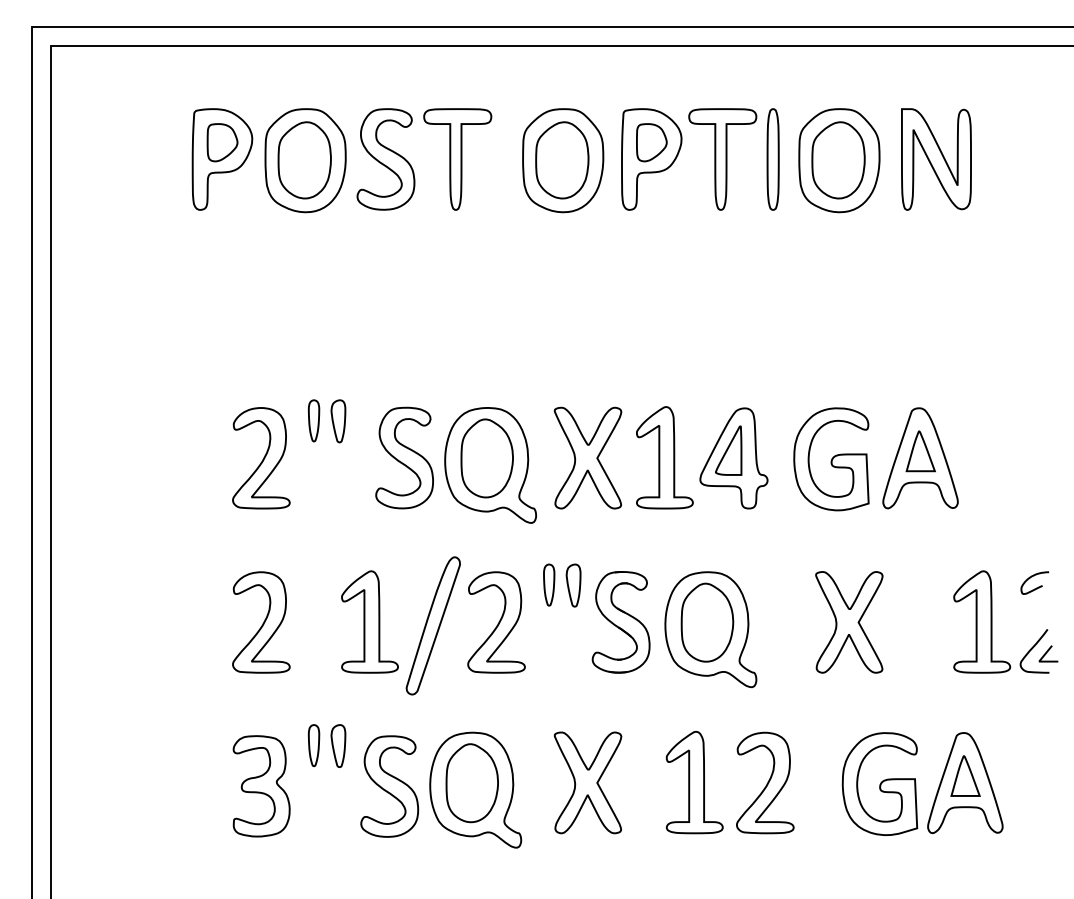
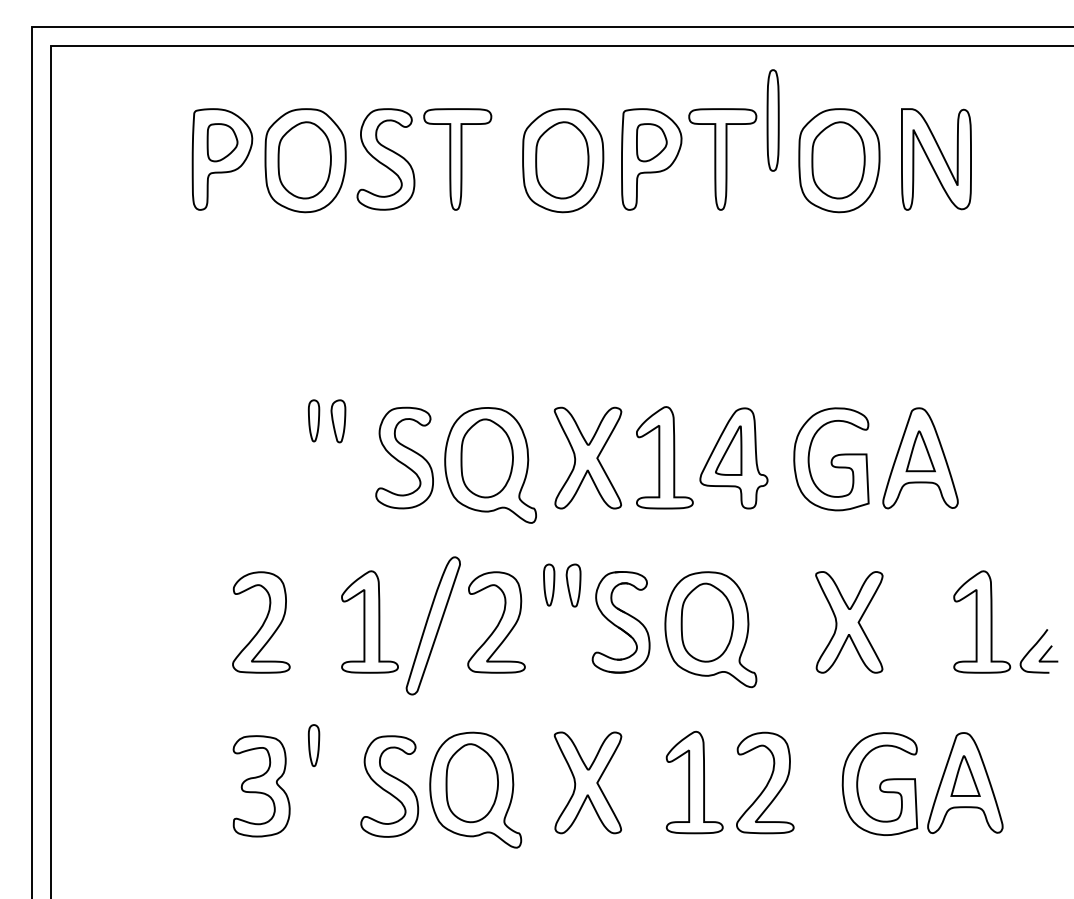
part position: (772, 159) -> (772, 120) (772, 120)
part: present -> none (261, 458)
curve: present -> none (1032, 577)
part: present -> none (338, 745)
